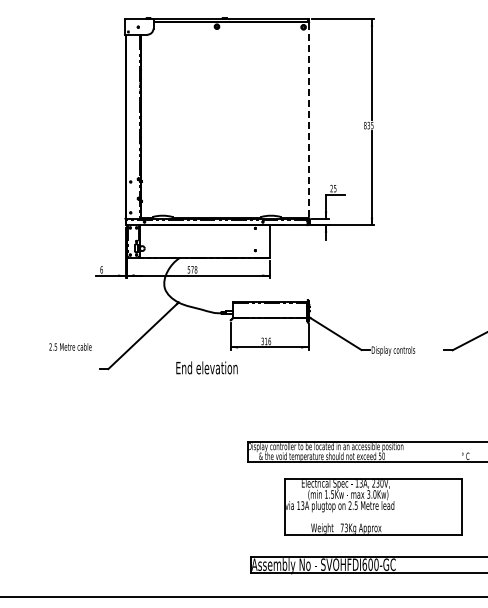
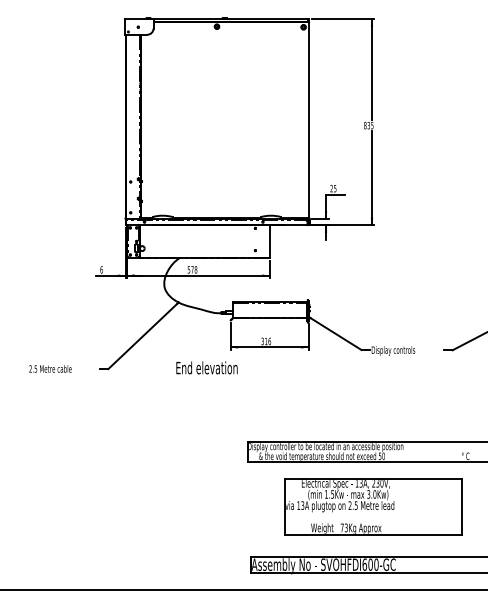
line: dashed -> solid (309, 119)
text position: (70, 346) -> (50, 368) (50, 368)
line position: (243, 596) -> (243, 589) (243, 589)
